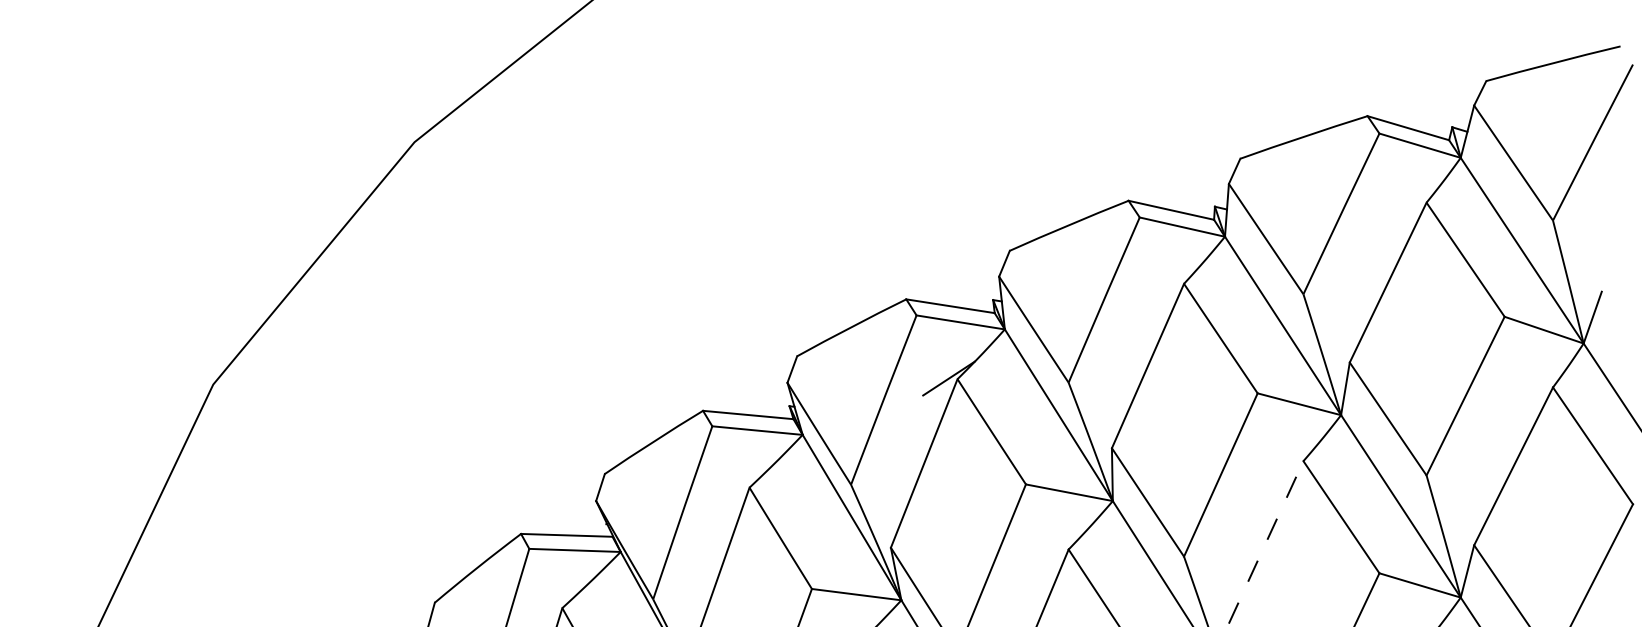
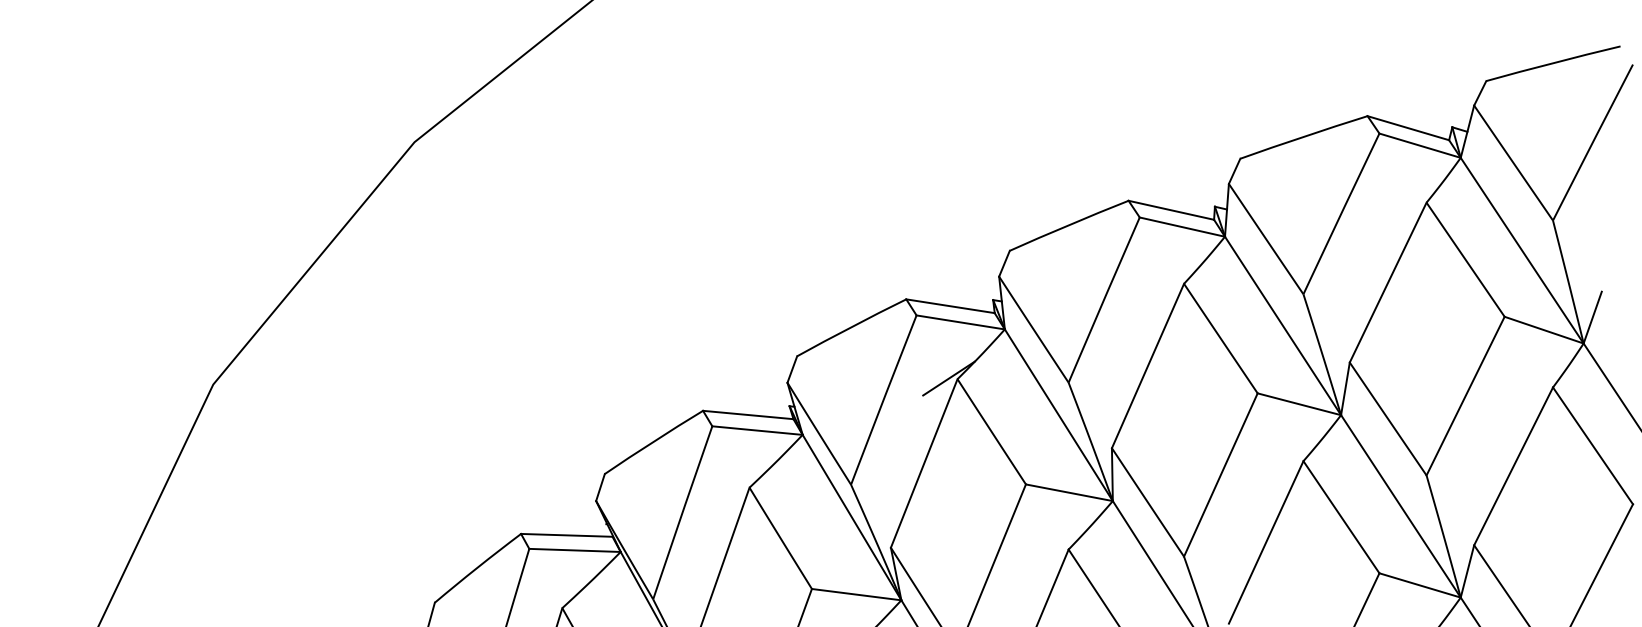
line: dashed -> solid (1266, 541)
